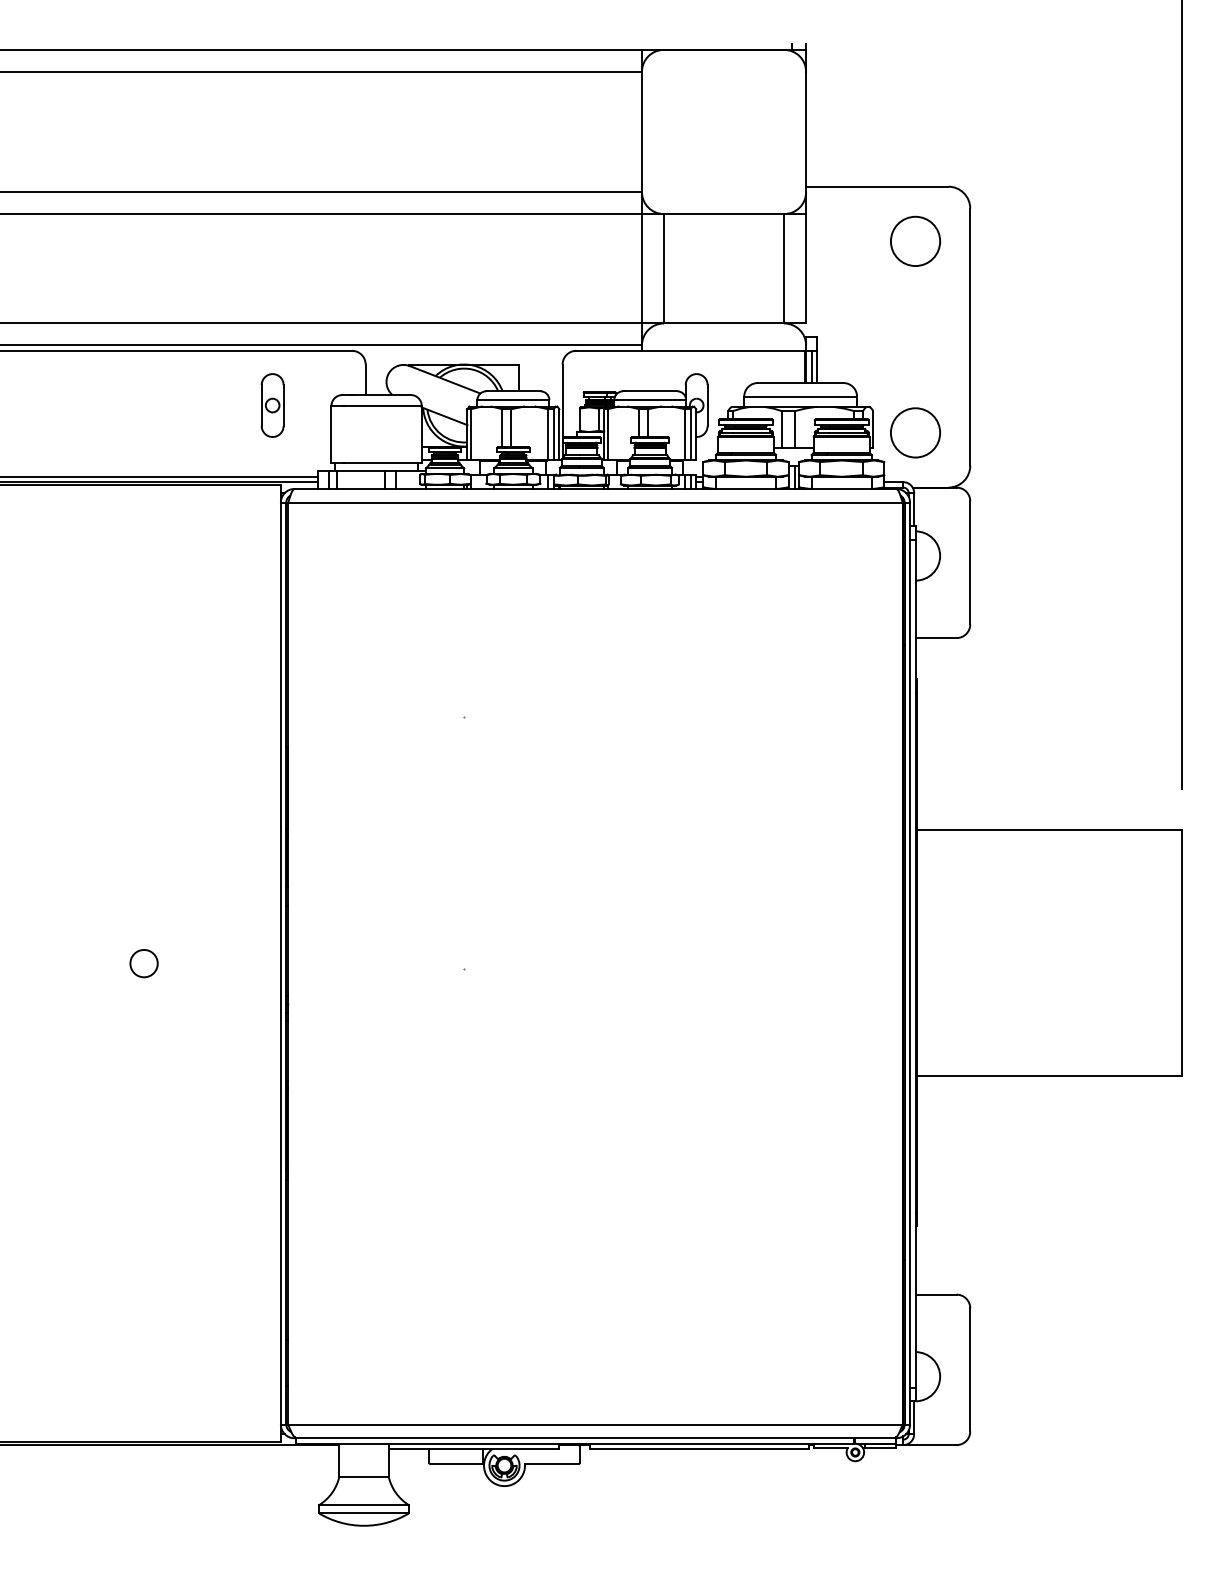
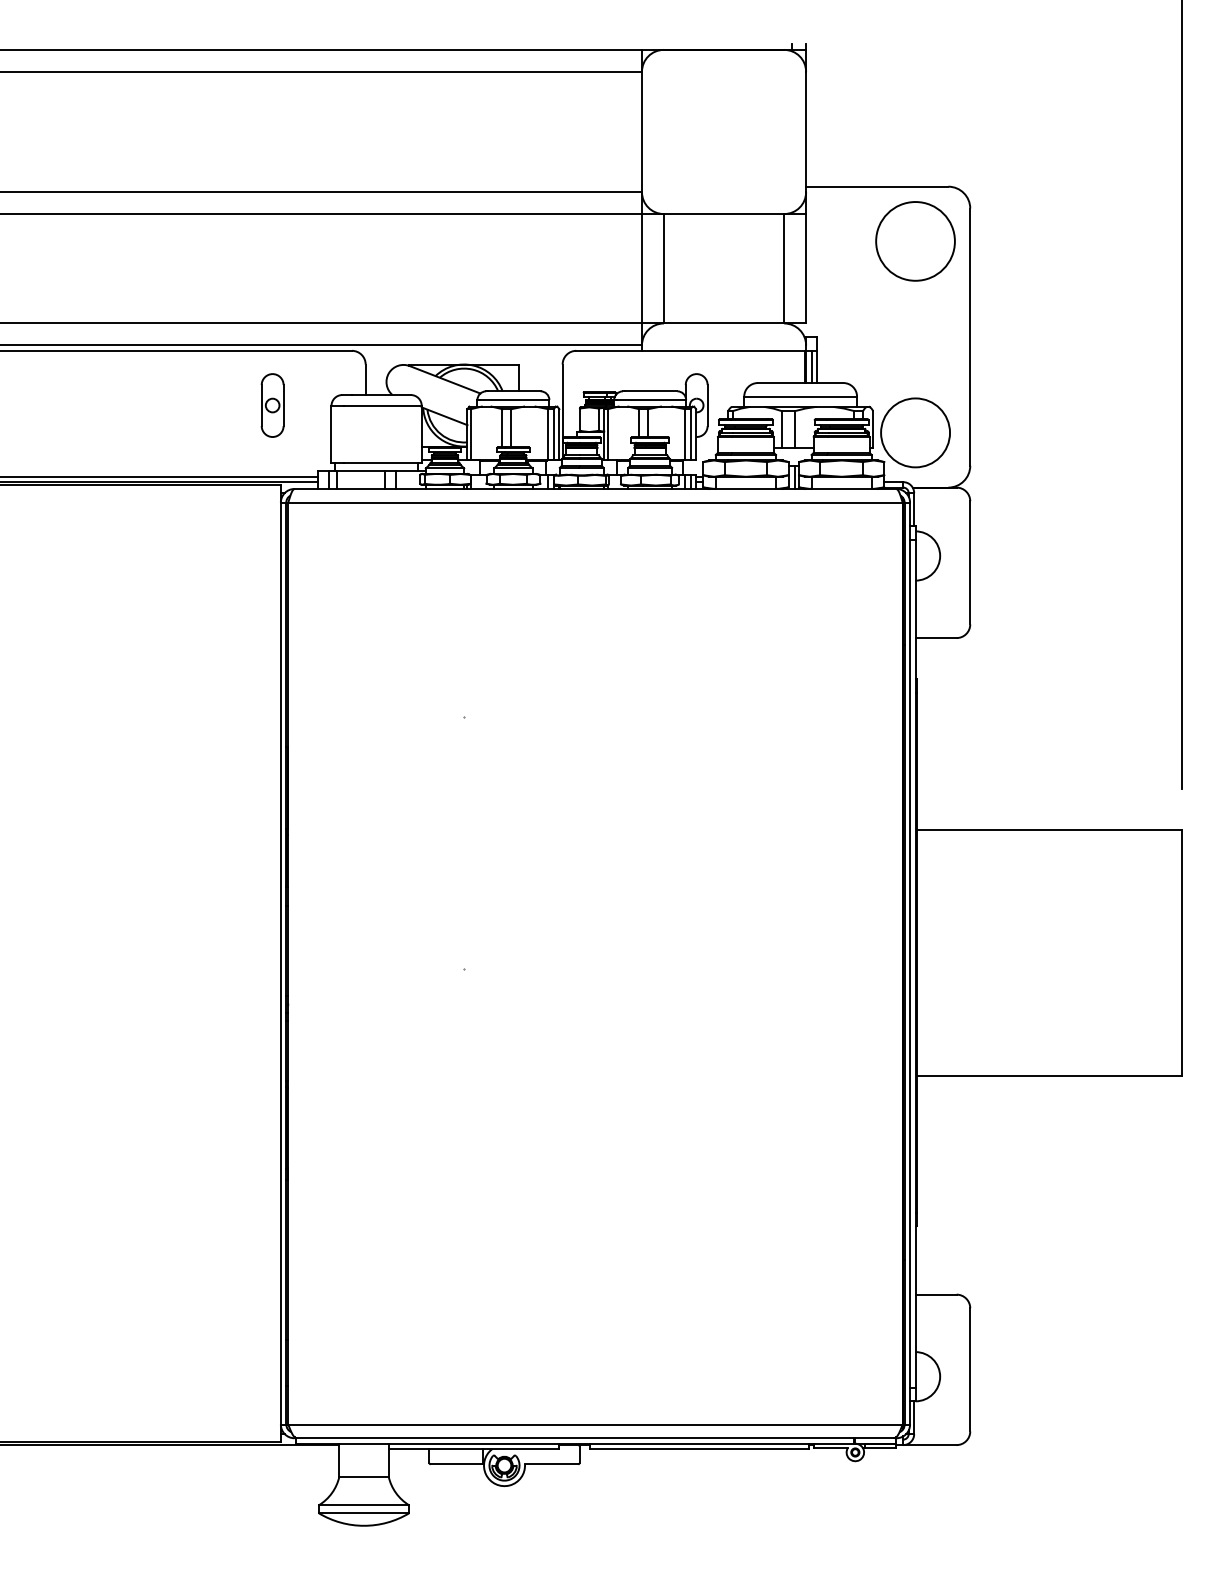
circle diameter: 49 px -> 79 px (915, 241)
circle diameter: 49 px -> 69 px (915, 432)
circle: present -> none (143, 963)
